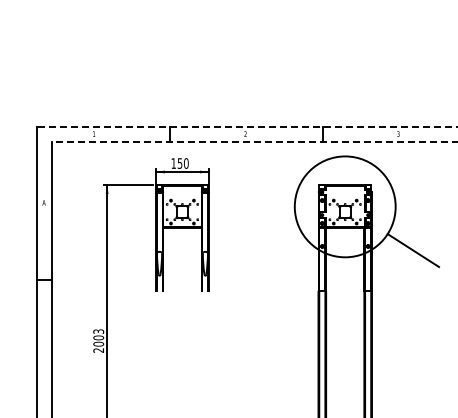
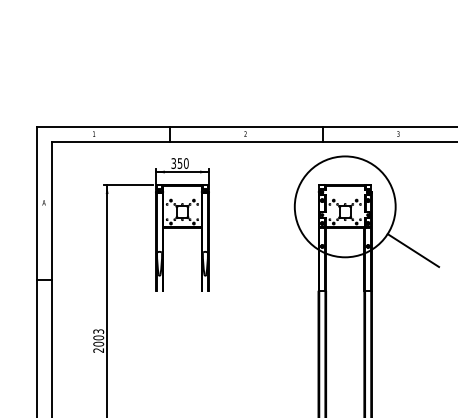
line: dashed -> solid (247, 127)
line: dashed -> solid (254, 142)
text: 150 -> 350 (173, 163)
